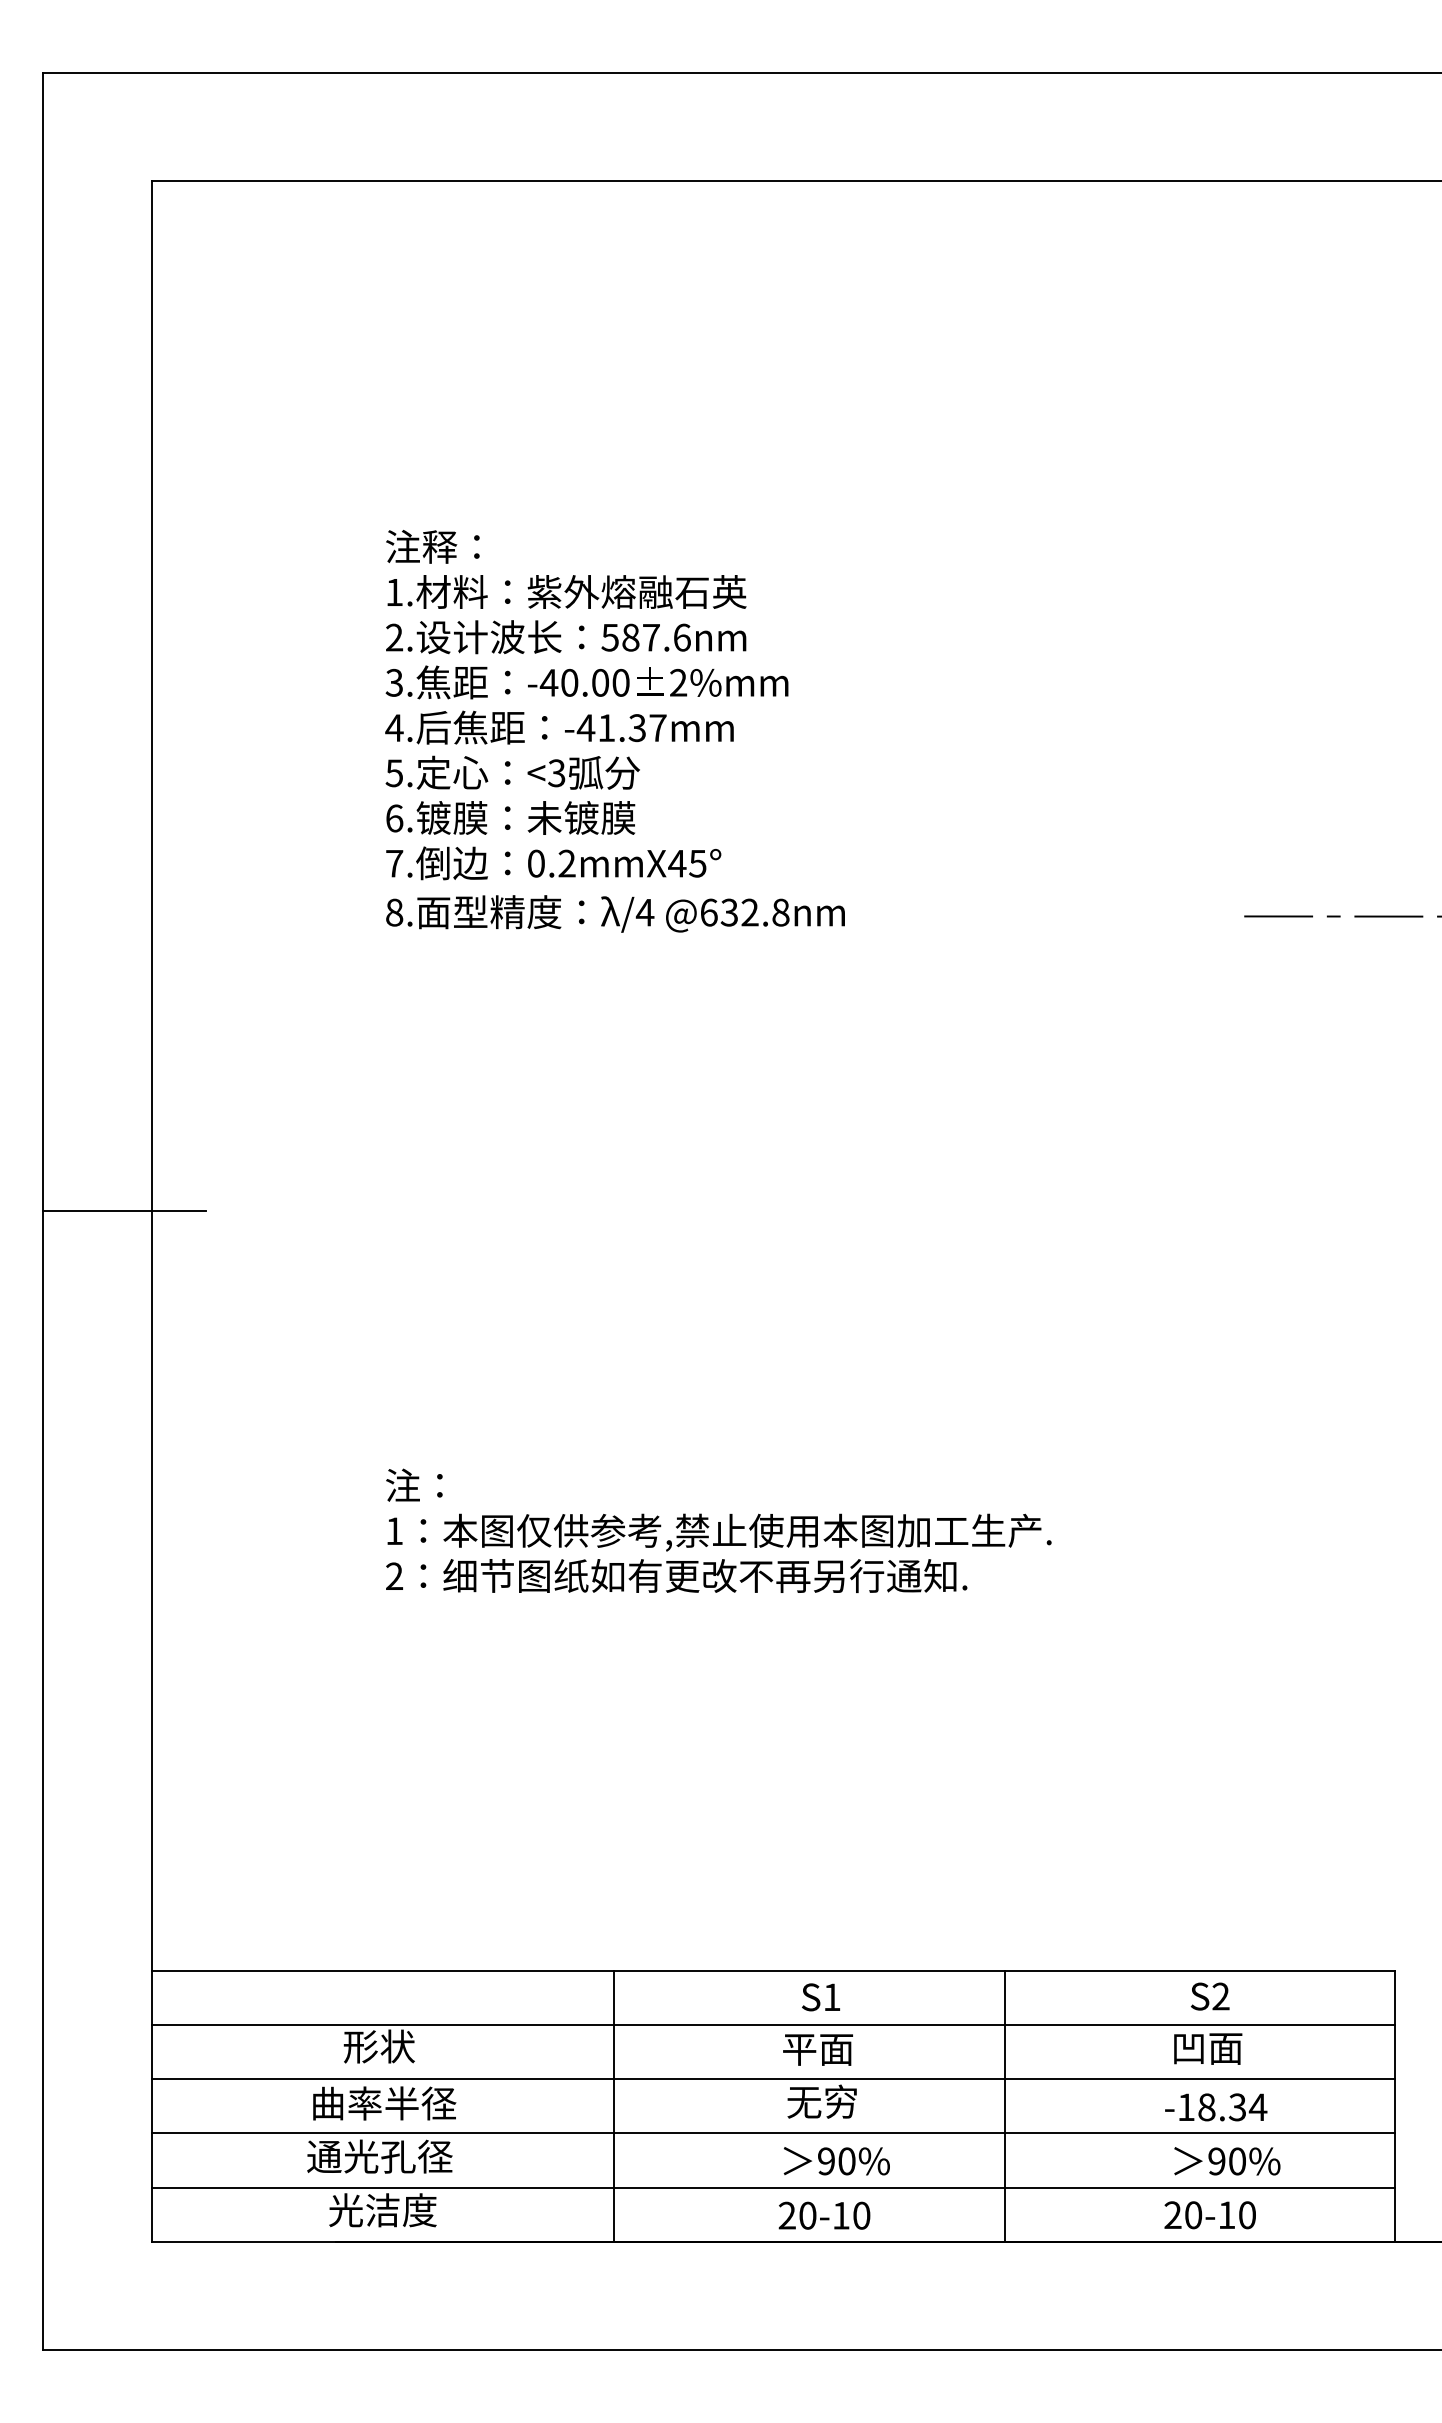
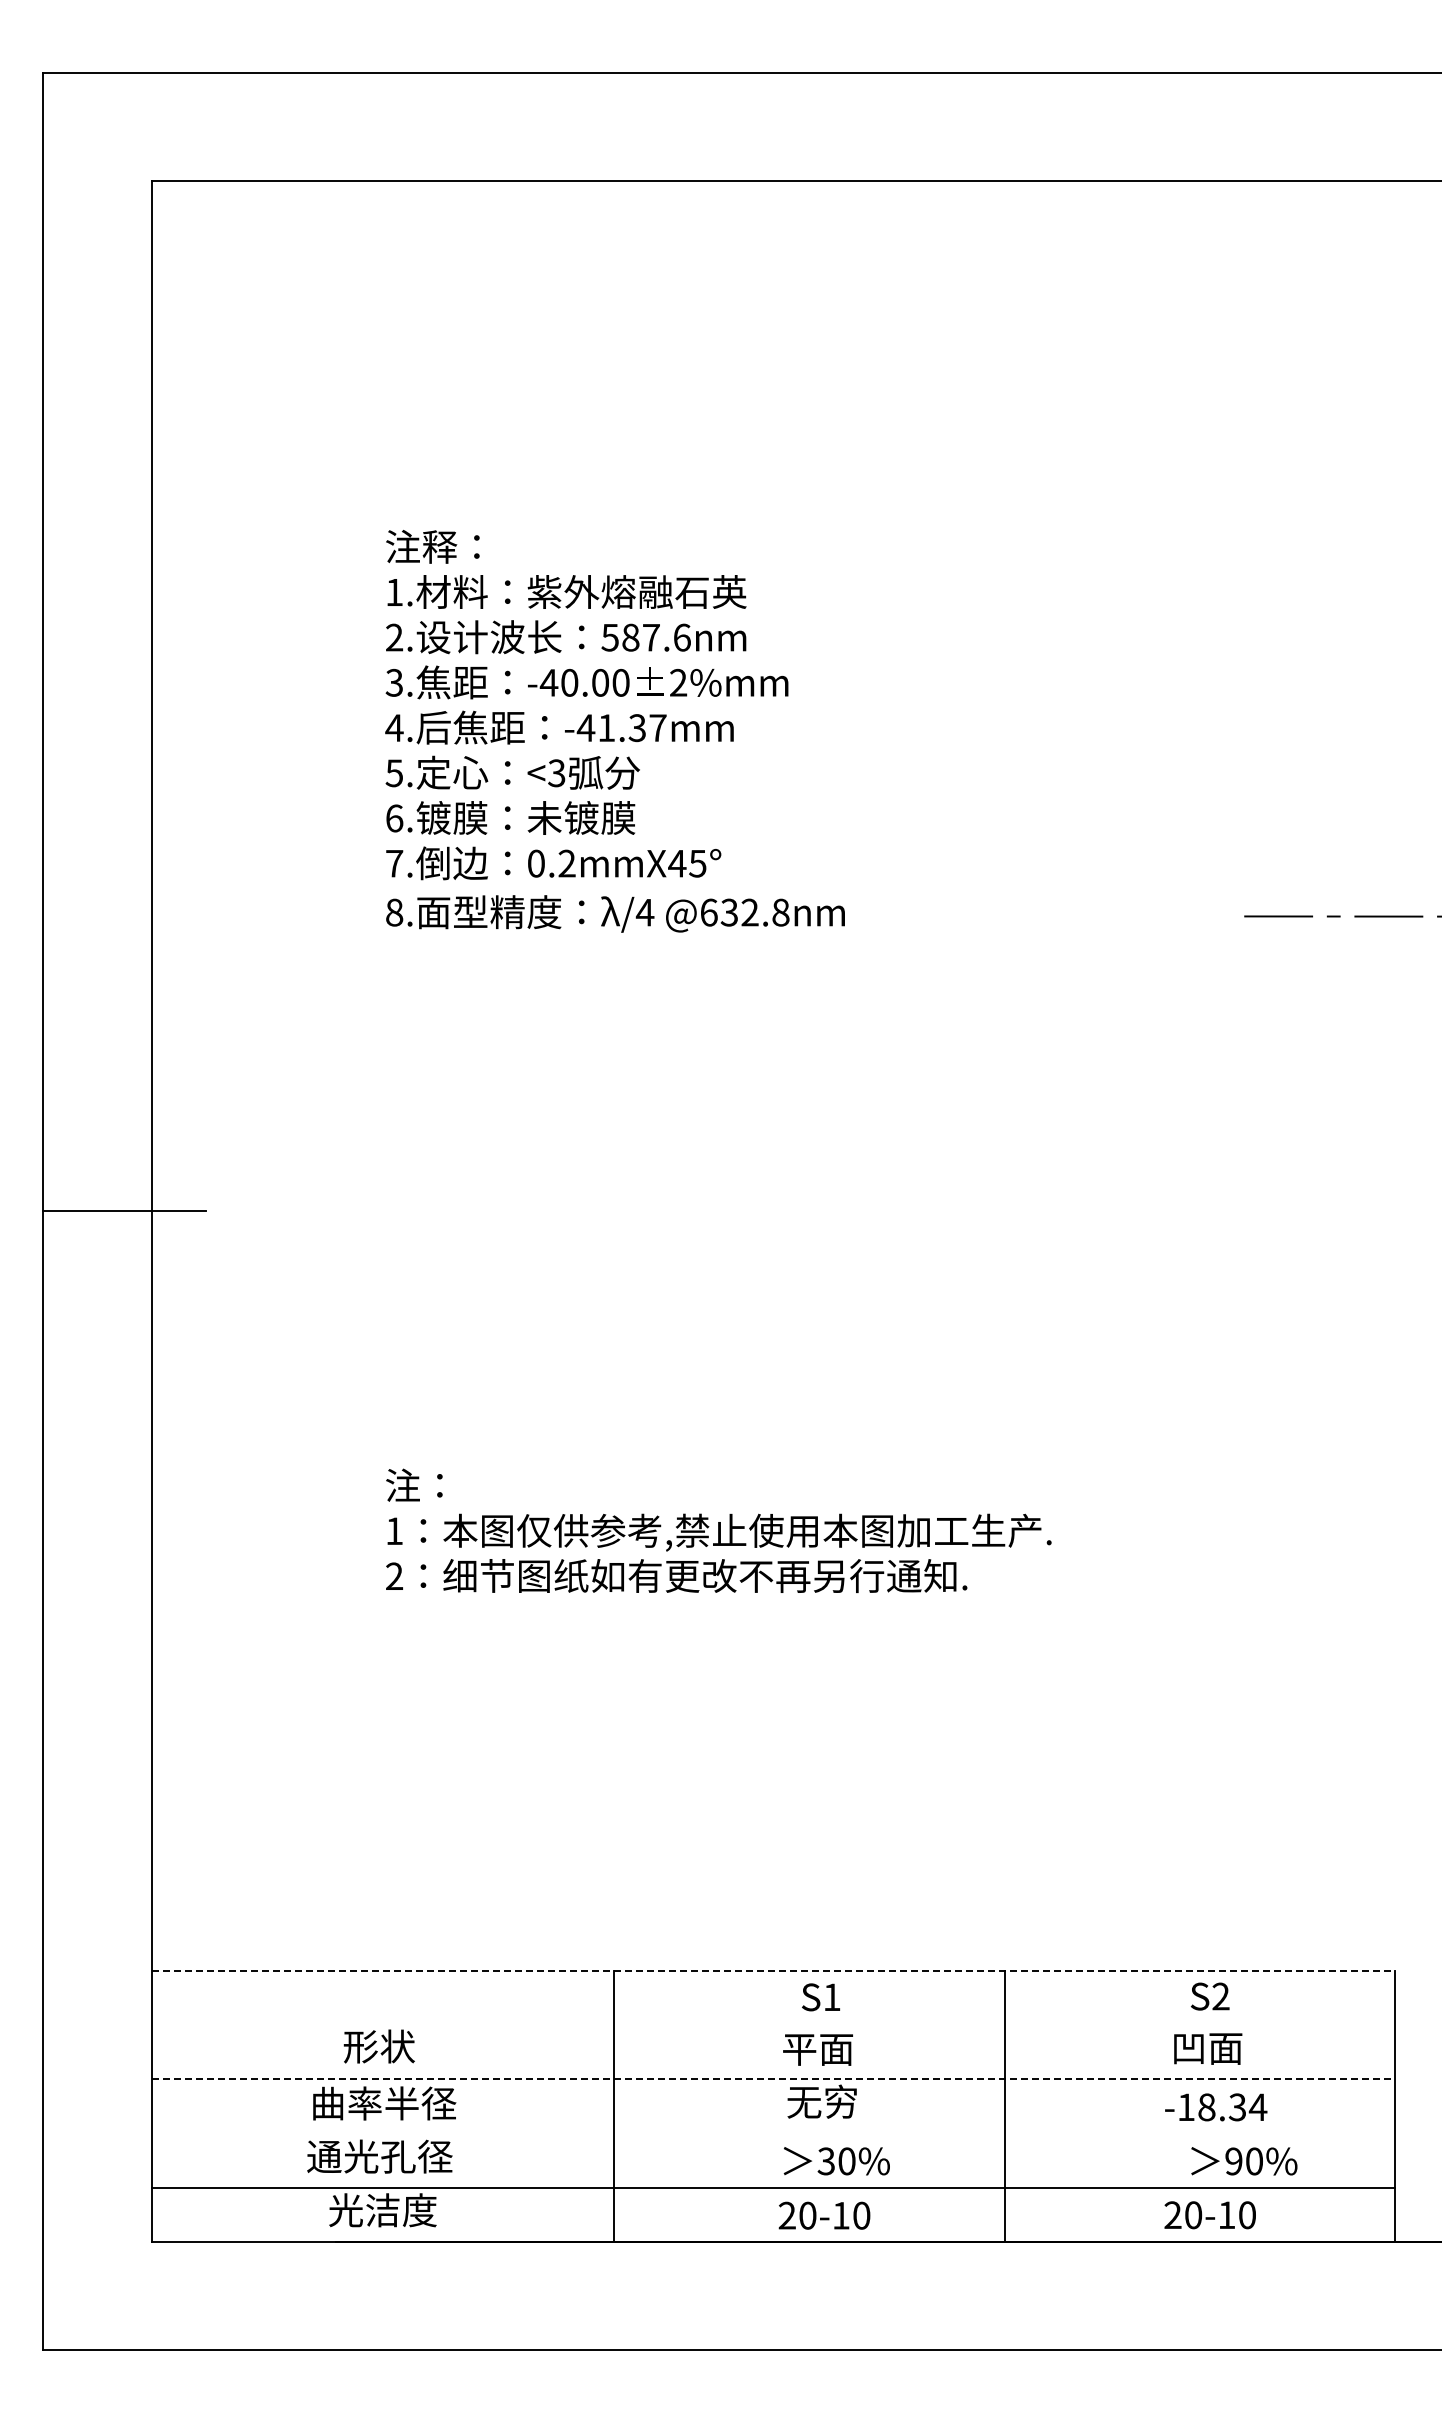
line: solid -> dashed (773, 1970)
line: present -> none (773, 2024)
line: solid -> dashed (773, 2079)
line: present -> none (773, 2133)
text: 90% -> 30% (825, 2161)
text position: (1227, 2161) -> (1244, 2161) (1244, 2161)
